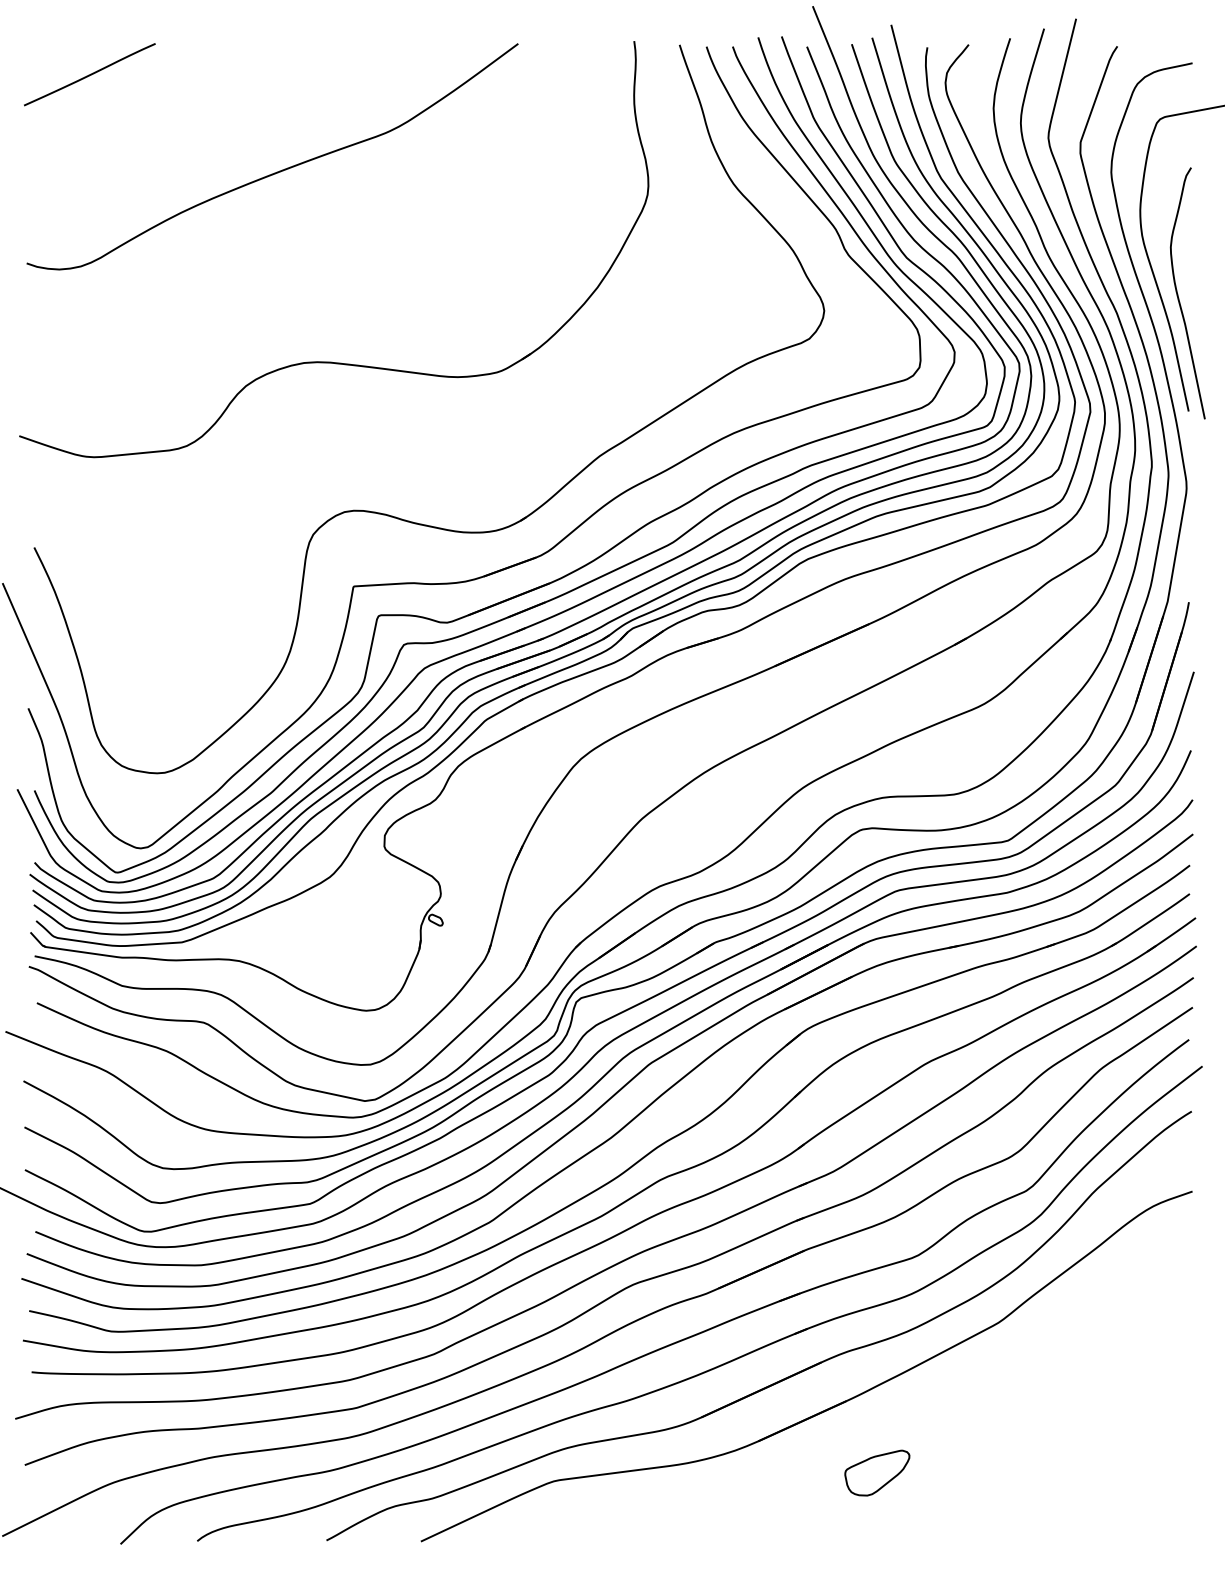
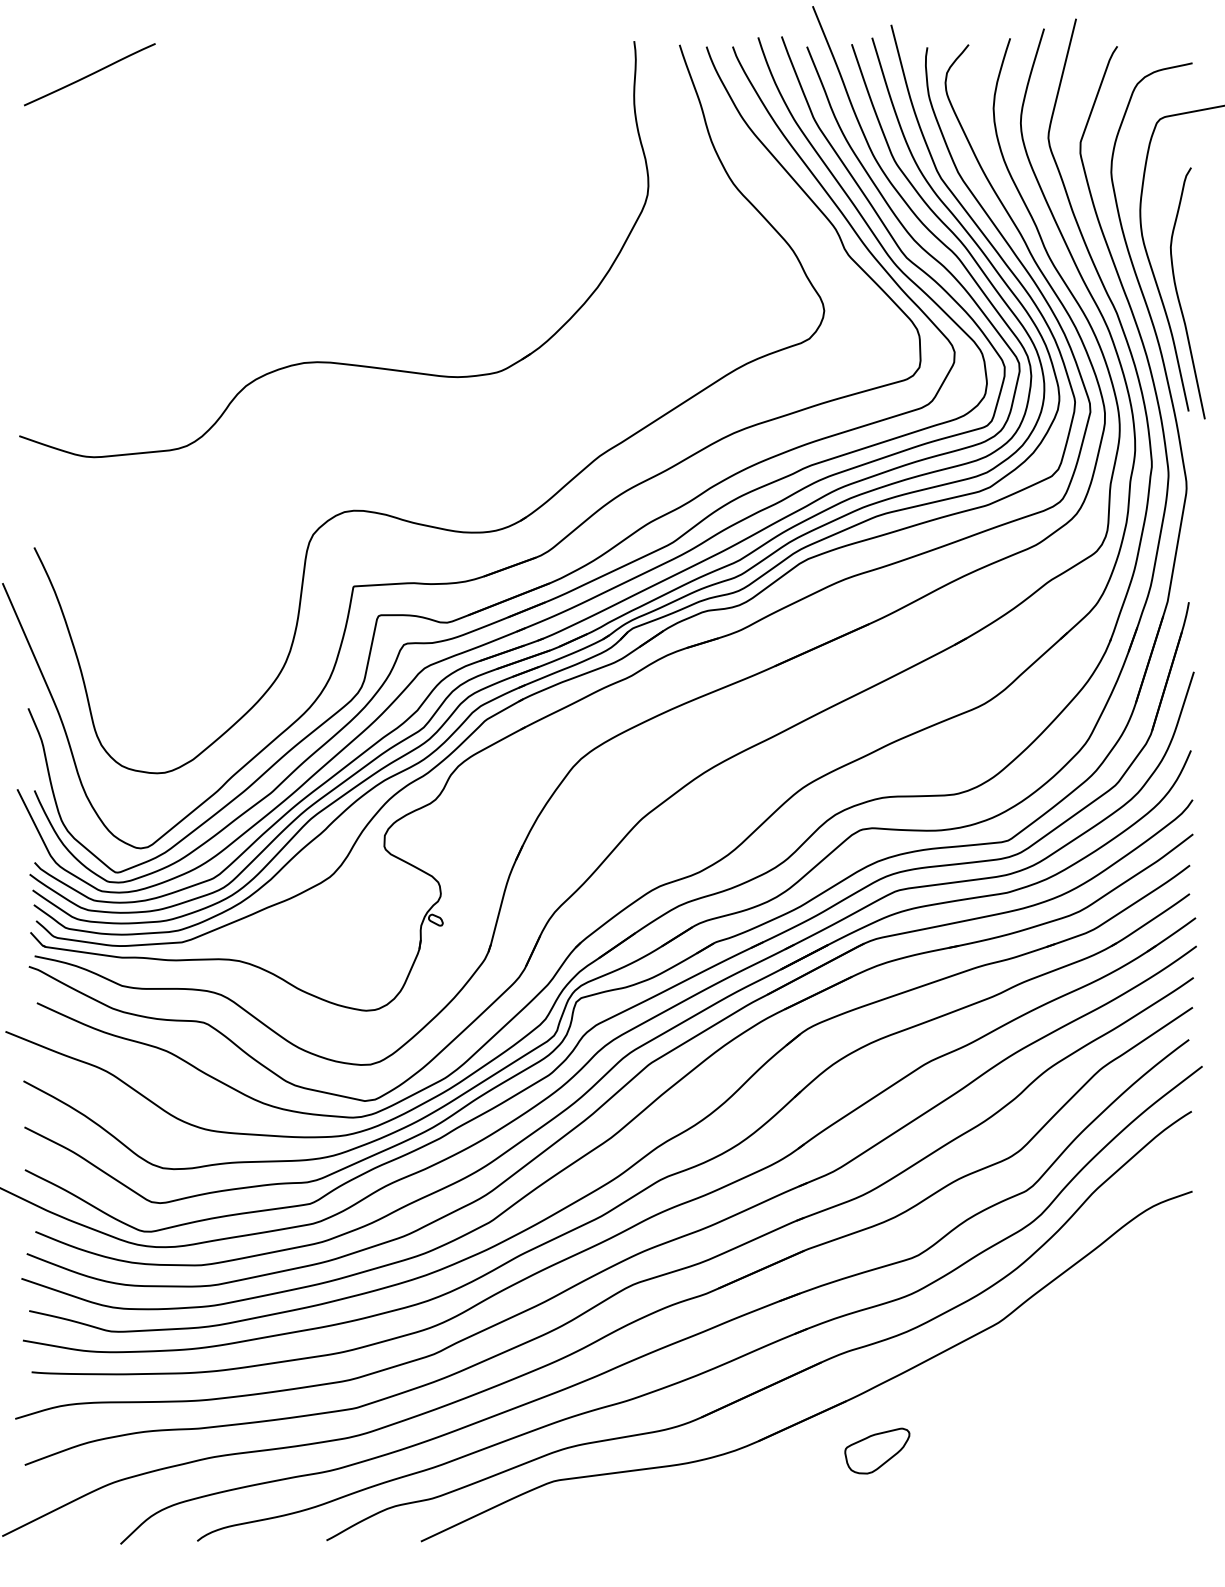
curve: present -> none (279, 170)
part position: (877, 1472) -> (877, 1450) (877, 1450)
